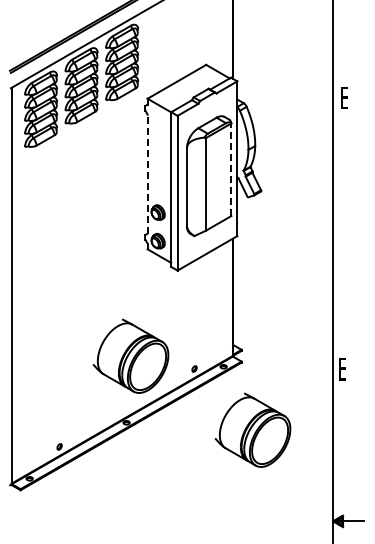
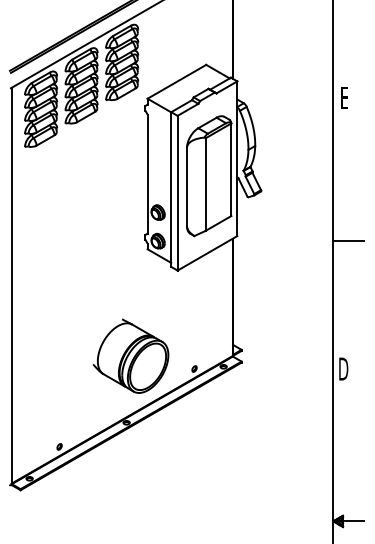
line: dashed -> solid (231, 169)
line: dashed -> solid (147, 173)
line: none -> present (348, 241)
text: E -> D (343, 368)
part: present -> none (252, 429)
